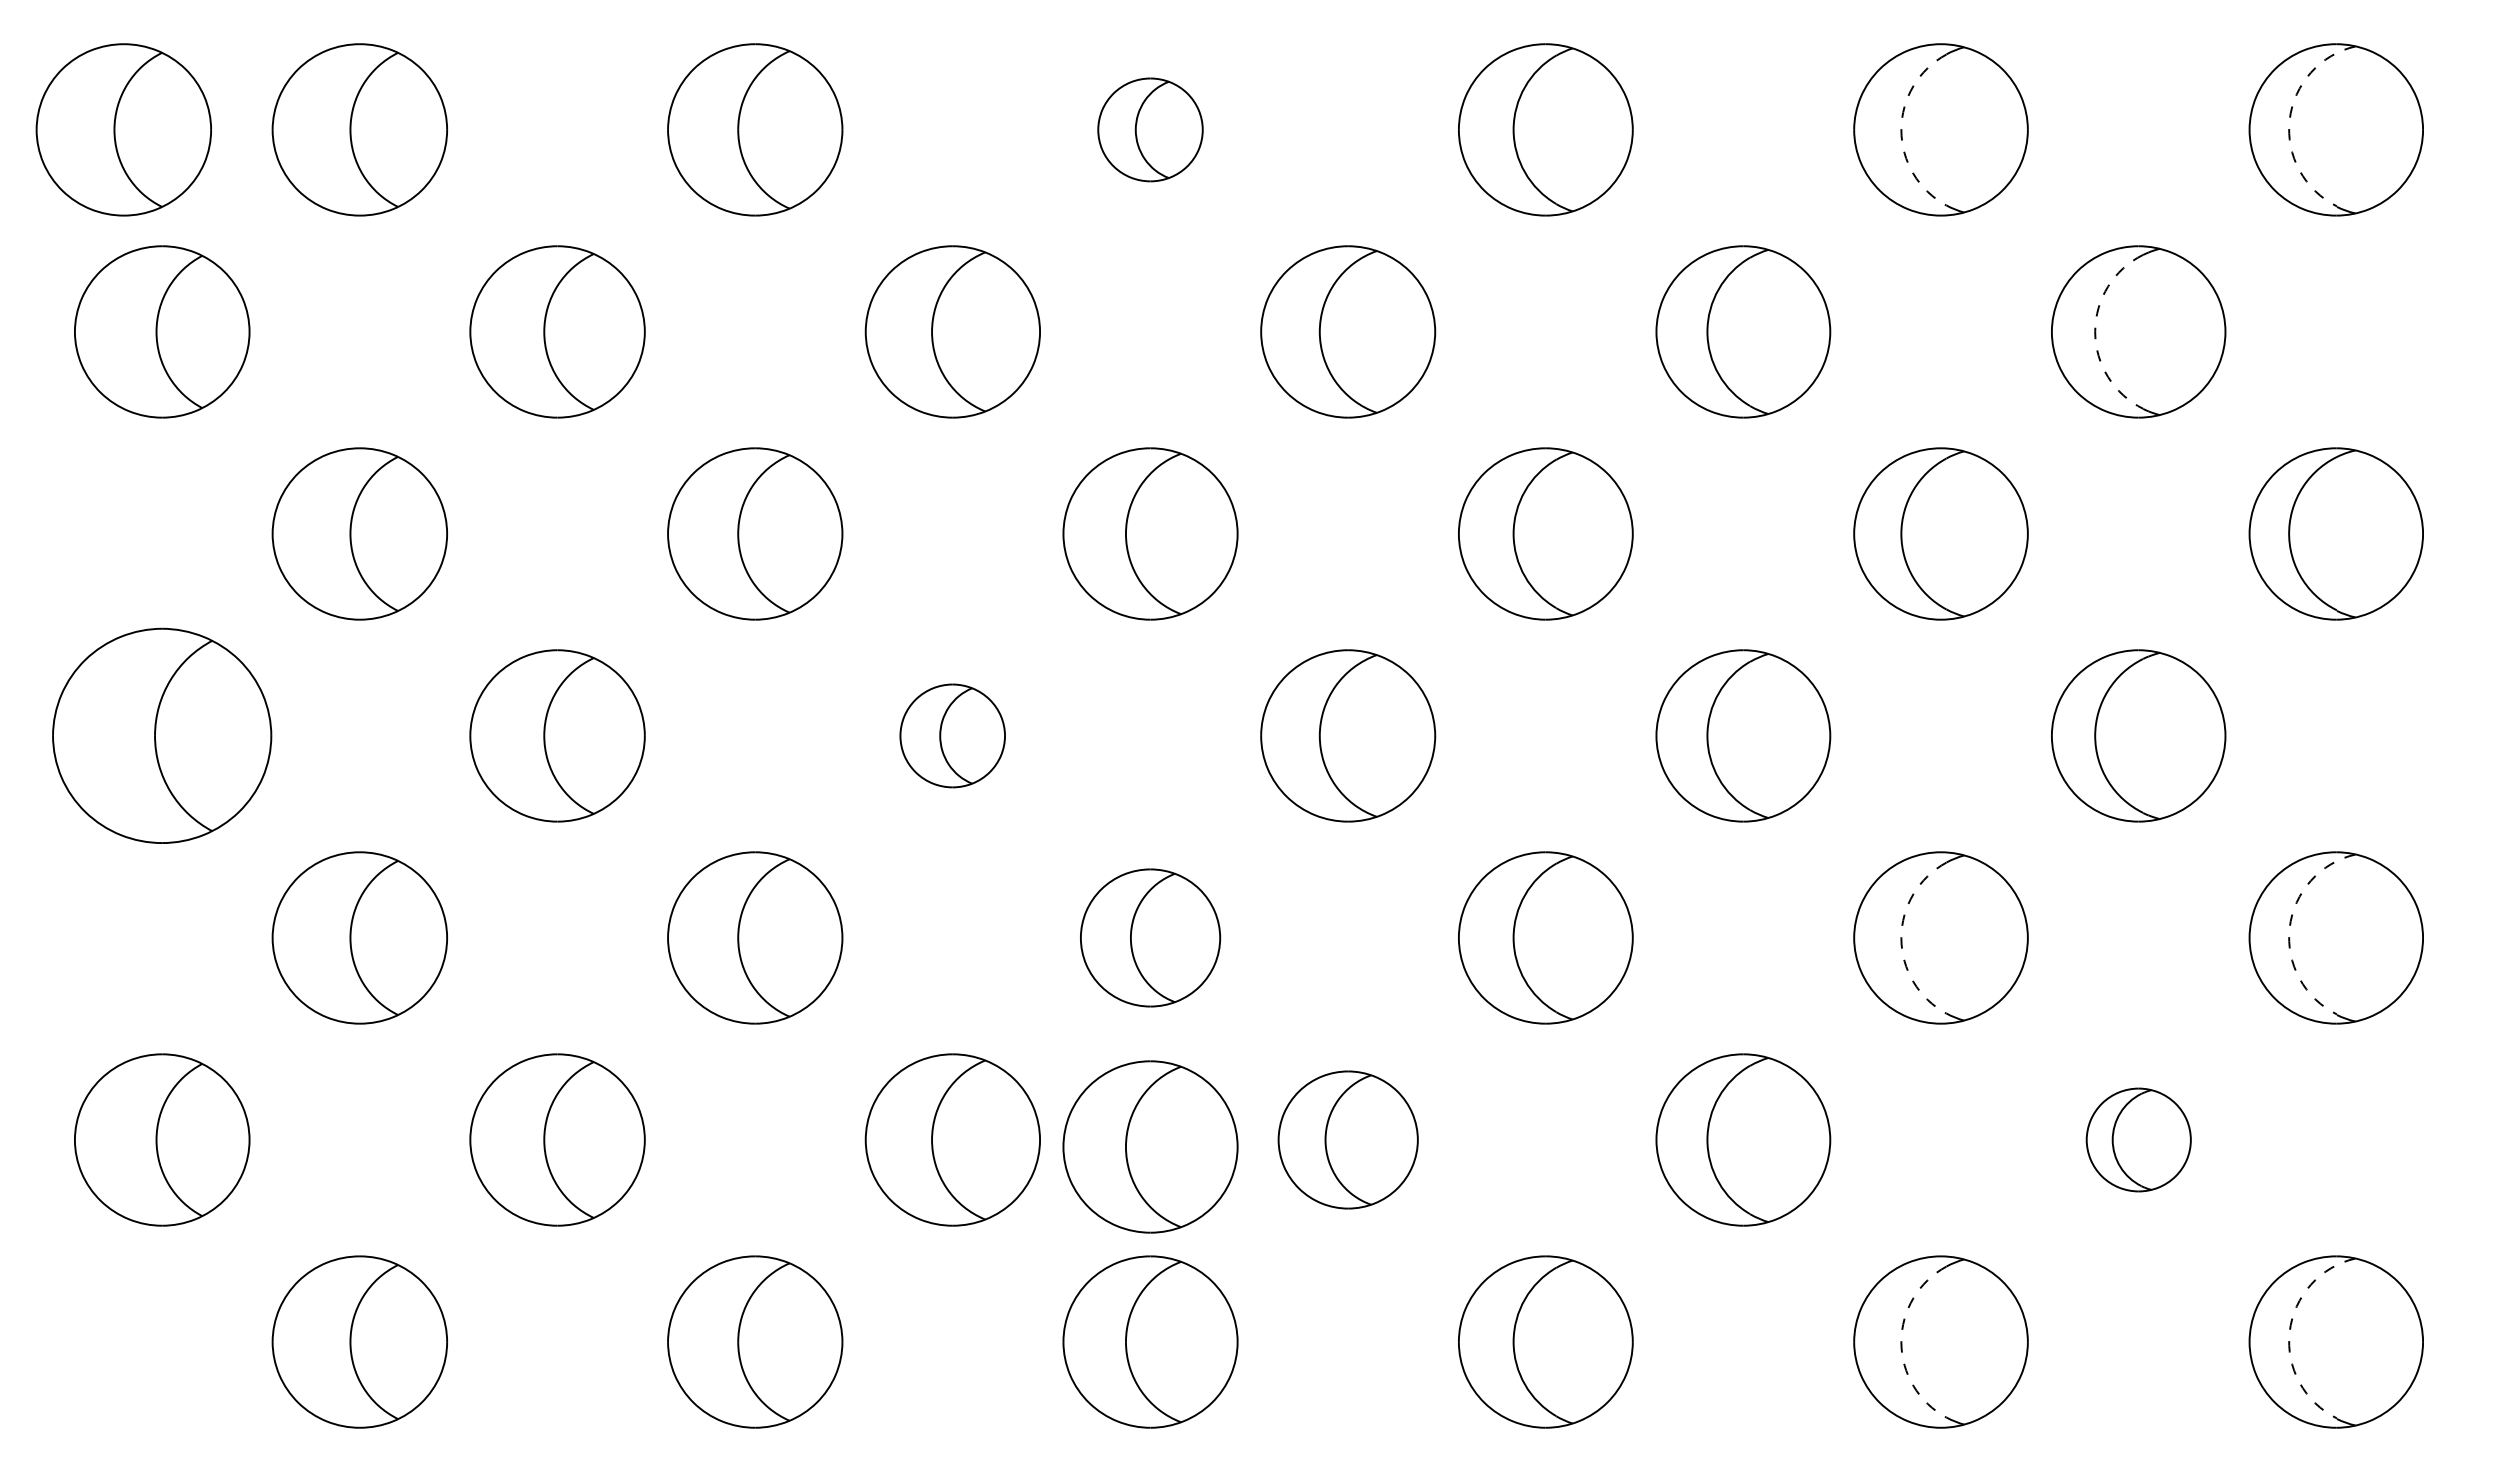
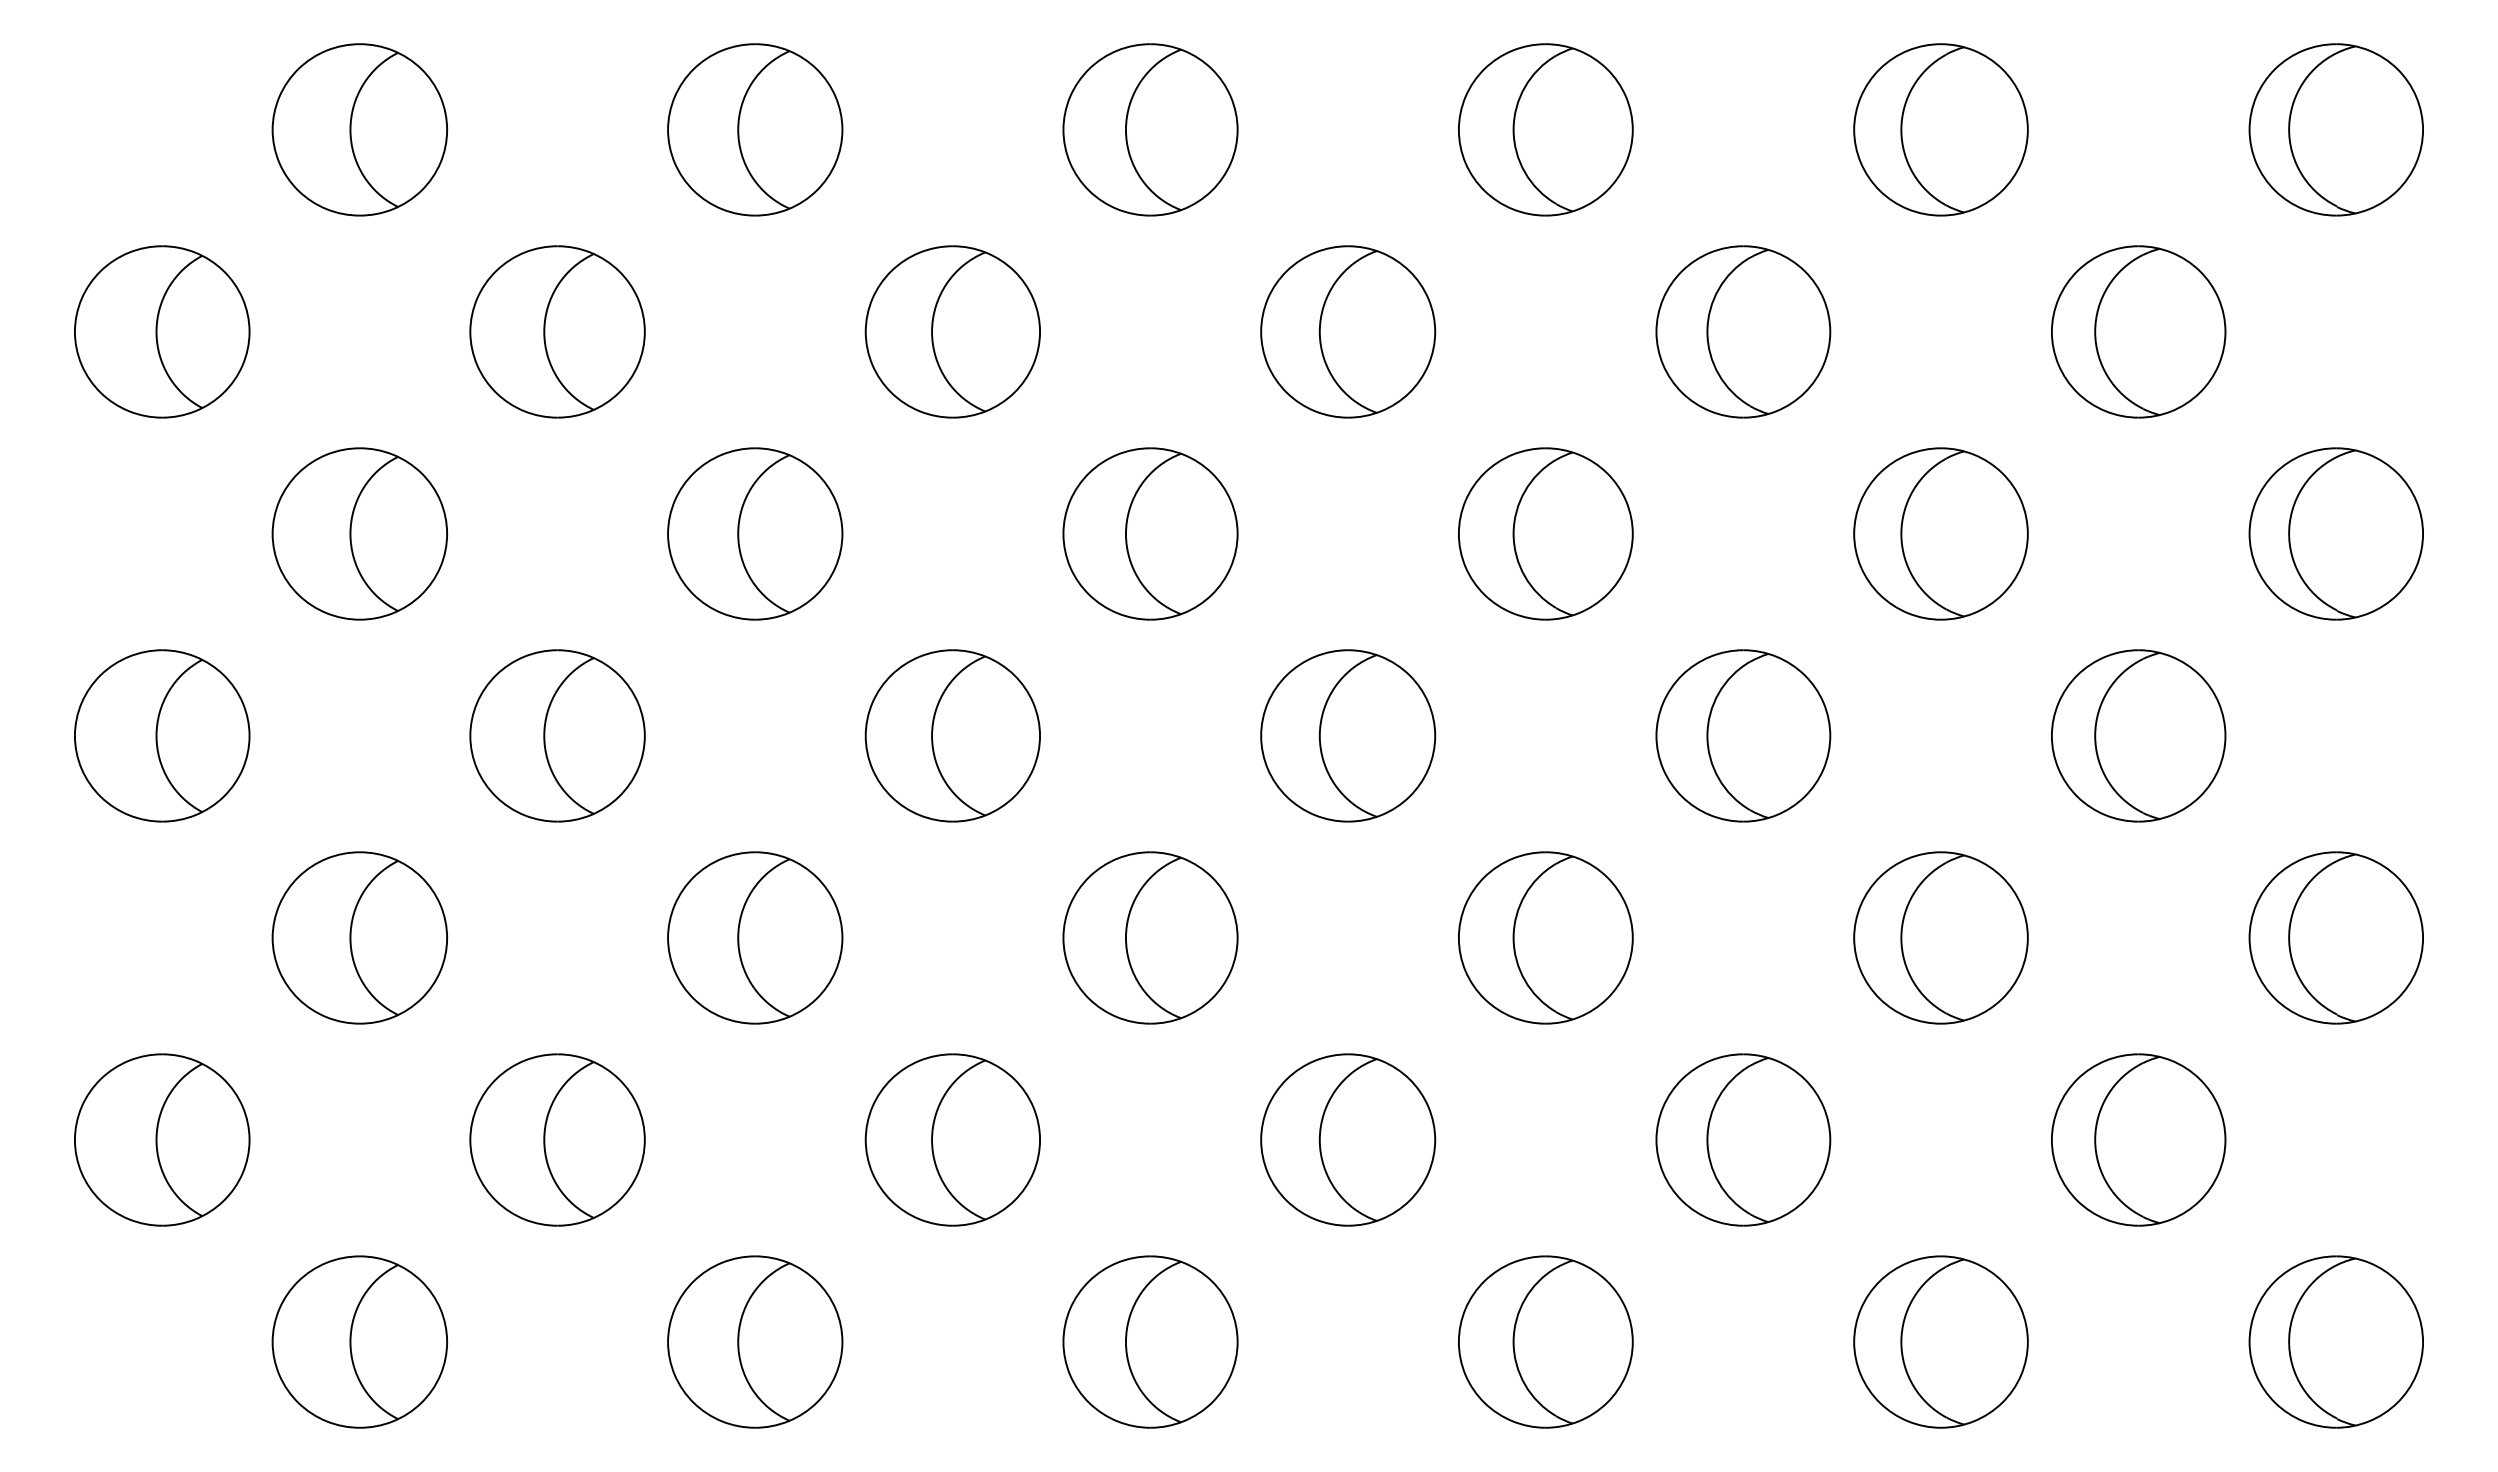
arc: dashed -> solid (2289, 119)
part: present -> none (123, 129)
part size: 107x106 px -> 177x174 px (1150, 129)
arc: dashed -> solid (1901, 130)
arc: dashed -> solid (2095, 331)
part size: 221x217 px -> 177x174 px (162, 735)
part size: 107x106 px -> 177x174 px (952, 735)
arc: dashed -> solid (2289, 927)
part size: 142x140 px -> 177x174 px (1150, 937)
arc: dashed -> solid (1901, 938)
part size: 142x140 px -> 177x174 px (1348, 1139)
part size: 107x106 px -> 176x174 px (2138, 1139)
part: present -> none (1150, 1146)
arc: dashed -> solid (2289, 1331)
arc: dashed -> solid (1901, 1342)
